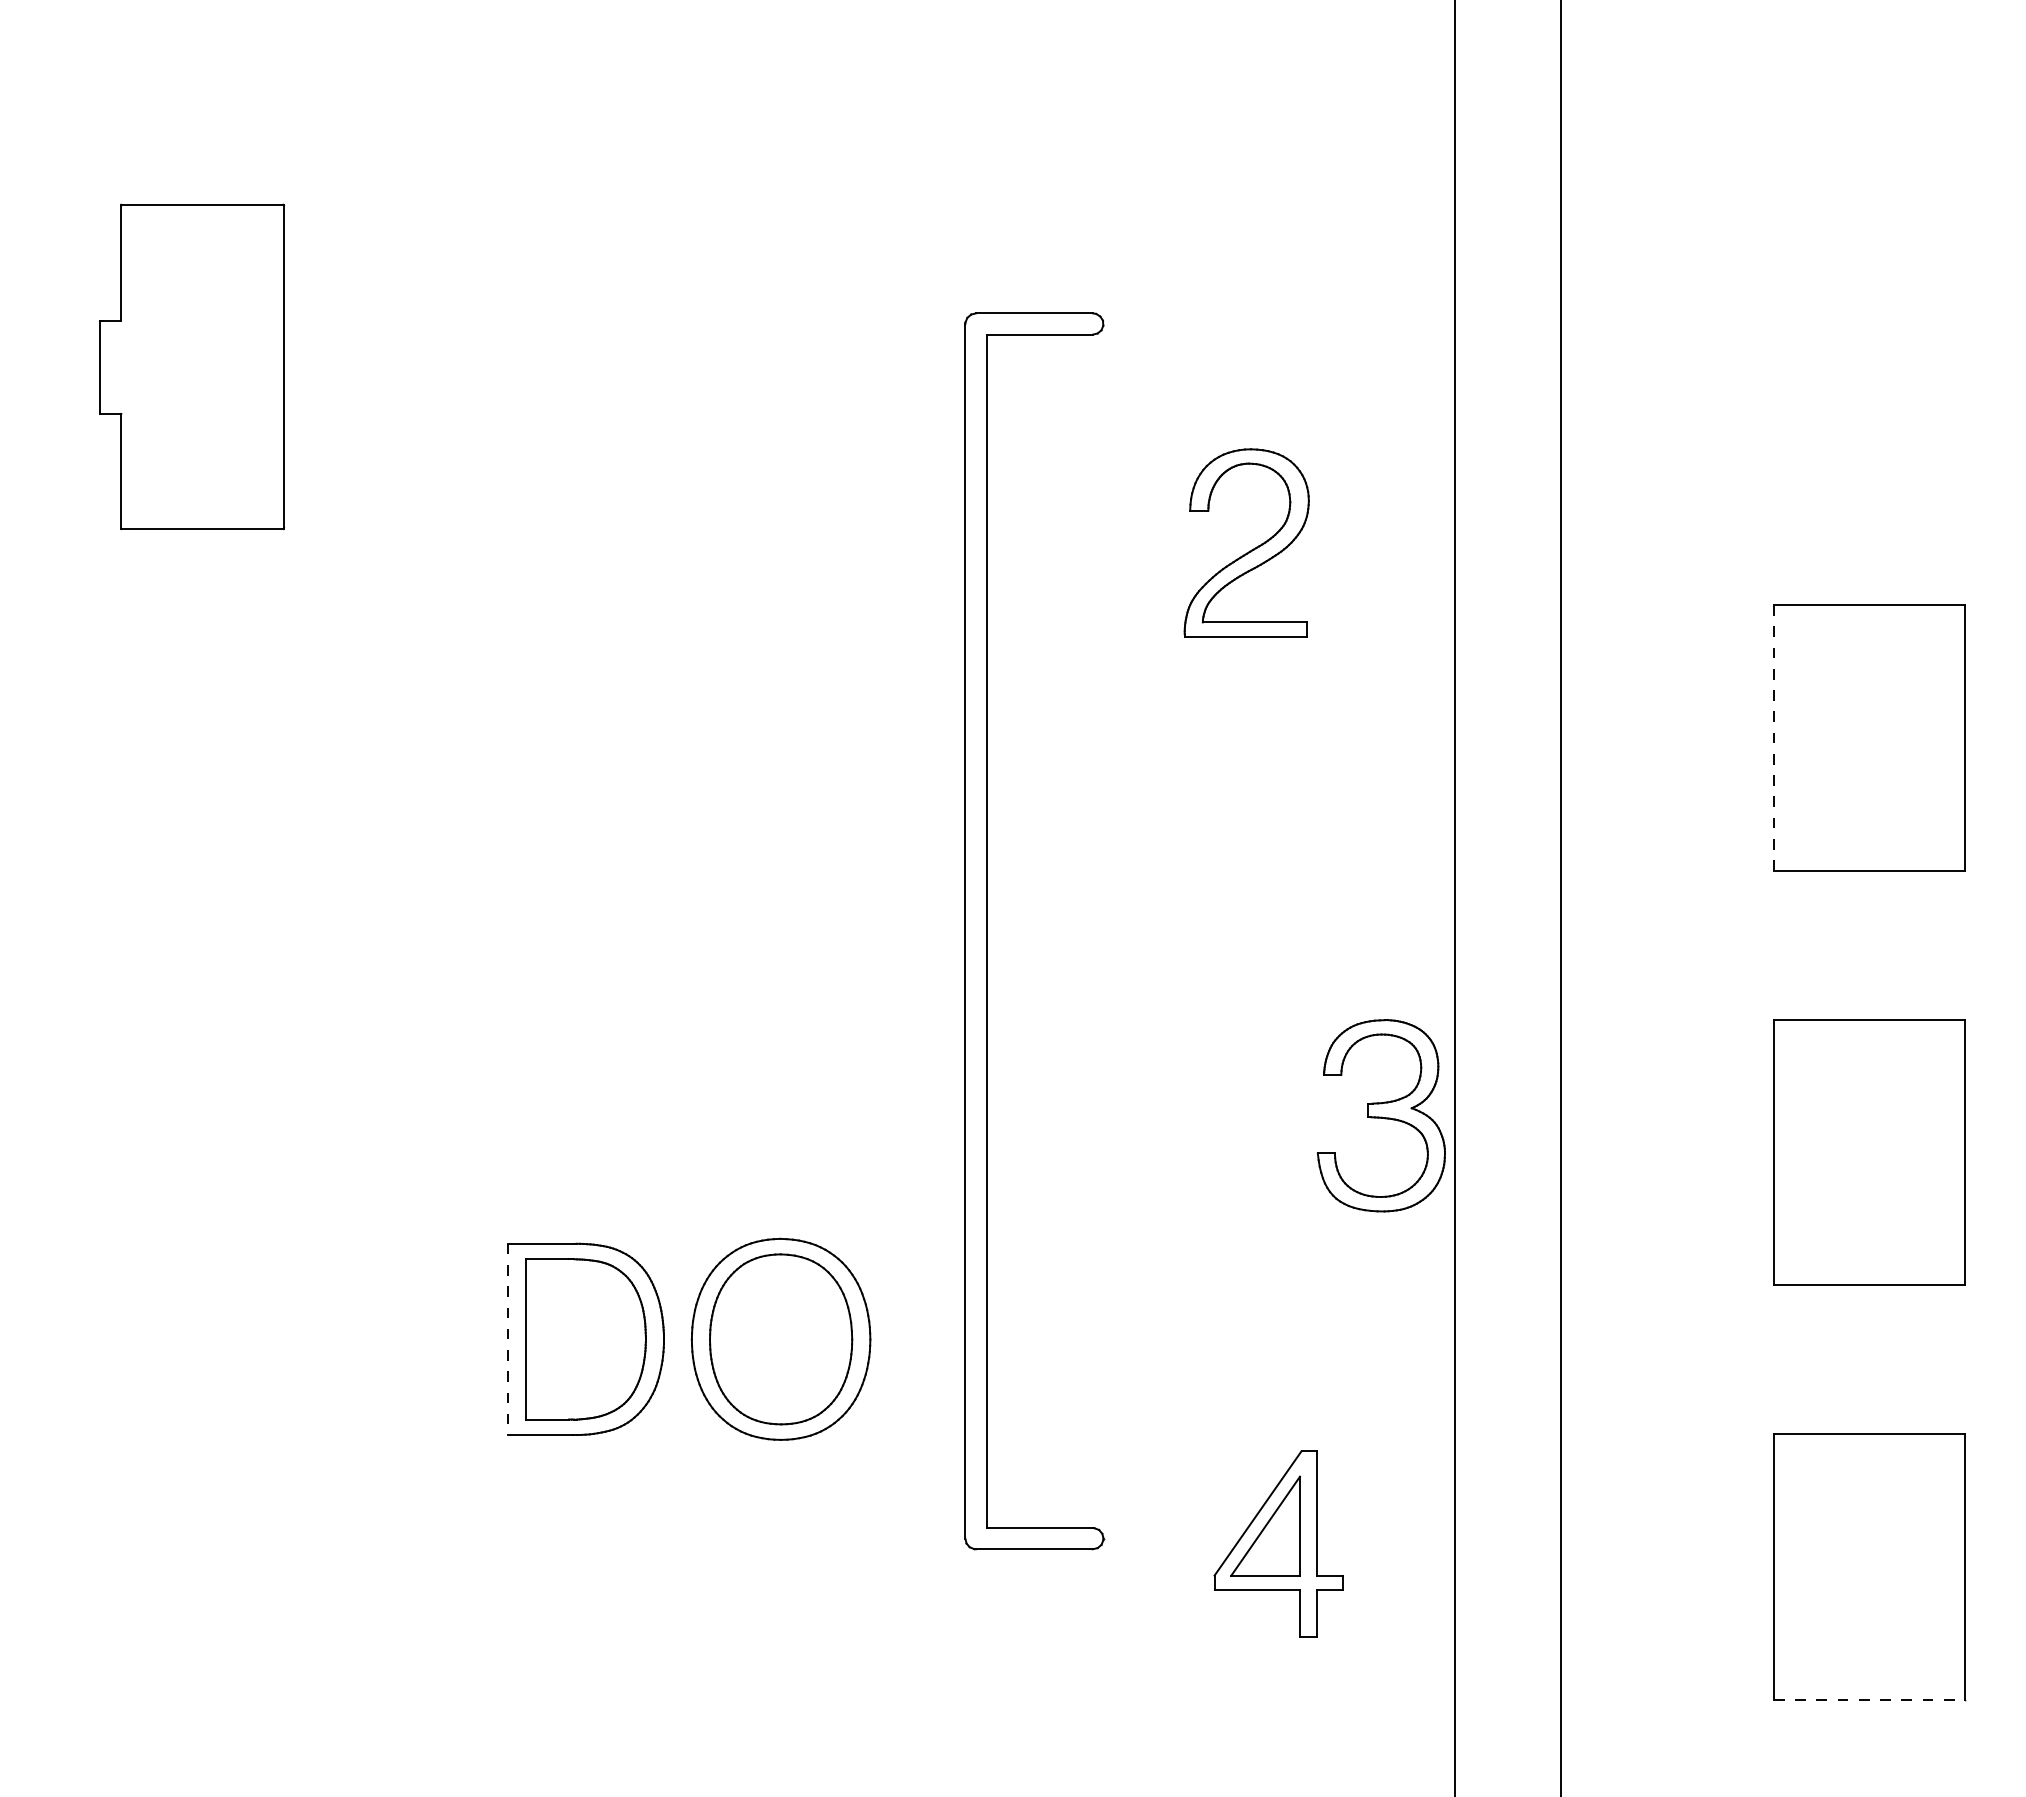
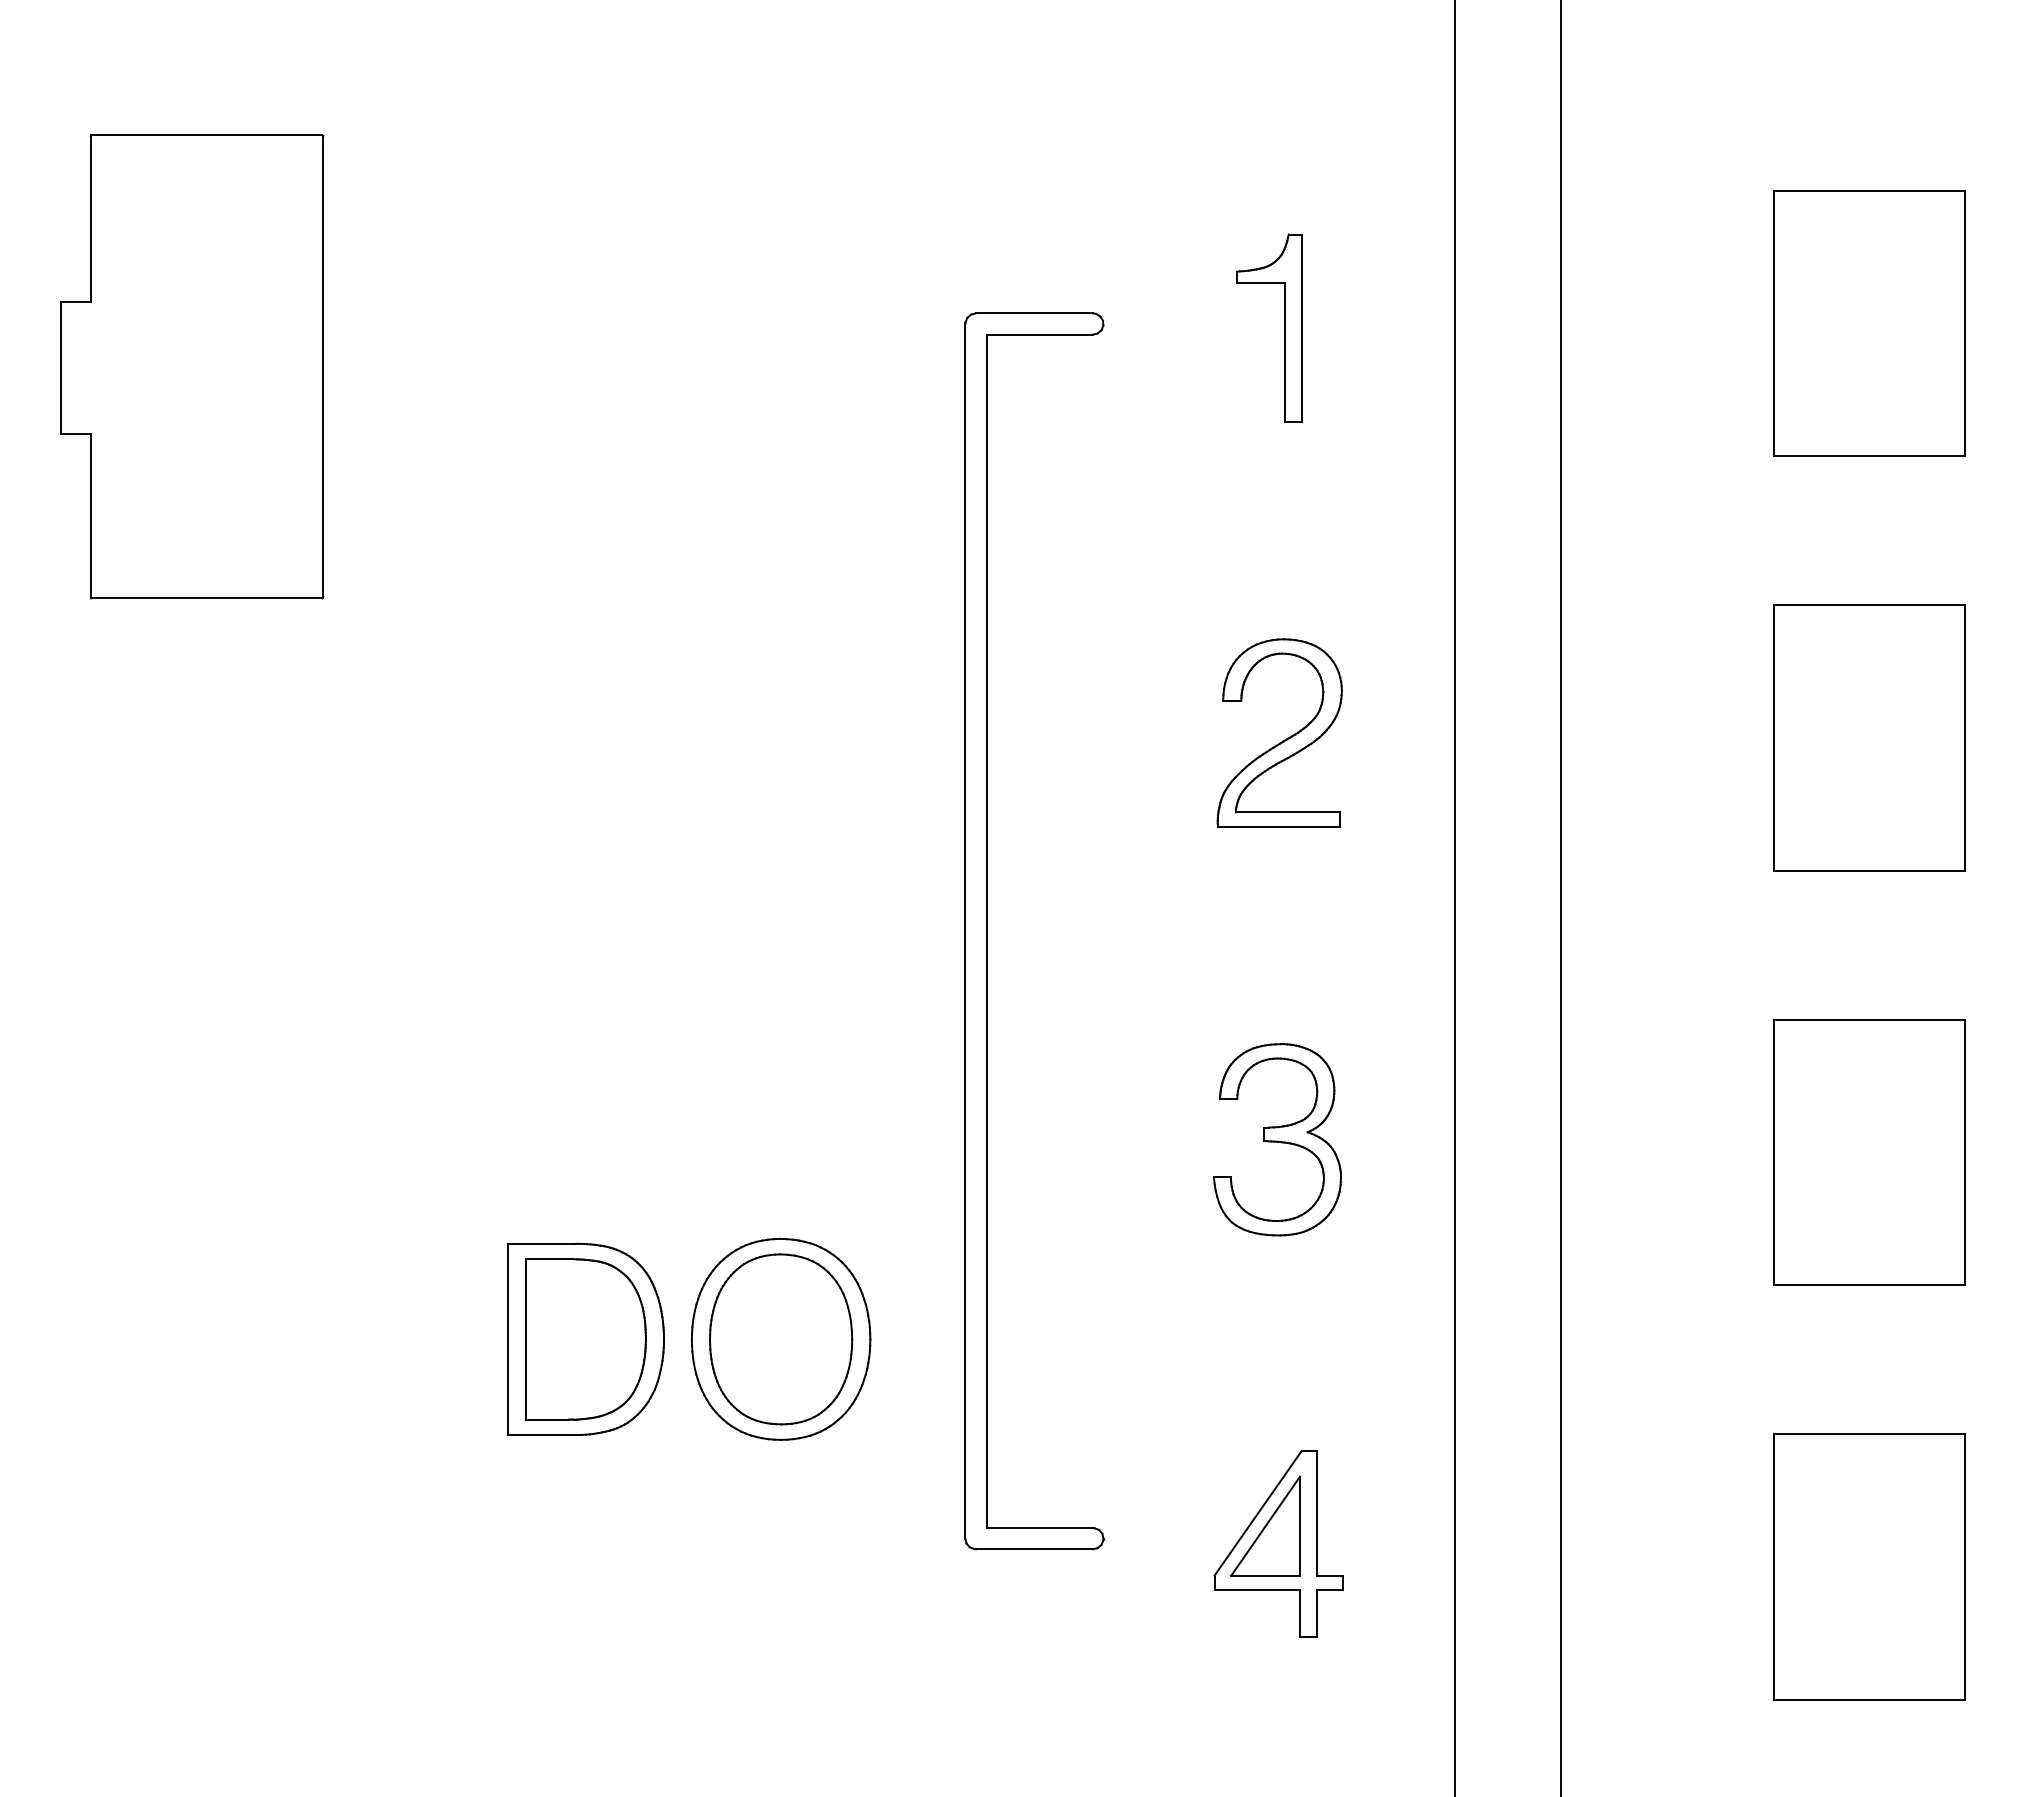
part: none -> present (1869, 323)
part: none -> present (1284, 327)
part size: 187x328 px -> 265x466 px (192, 366)
part position: (1249, 550) -> (1282, 740) (1282, 740)
line: dashed -> solid (1773, 738)
part position: (1381, 1115) -> (1277, 1139) (1277, 1139)
line: dashed -> solid (507, 1339)
line: dashed -> solid (1869, 1699)
